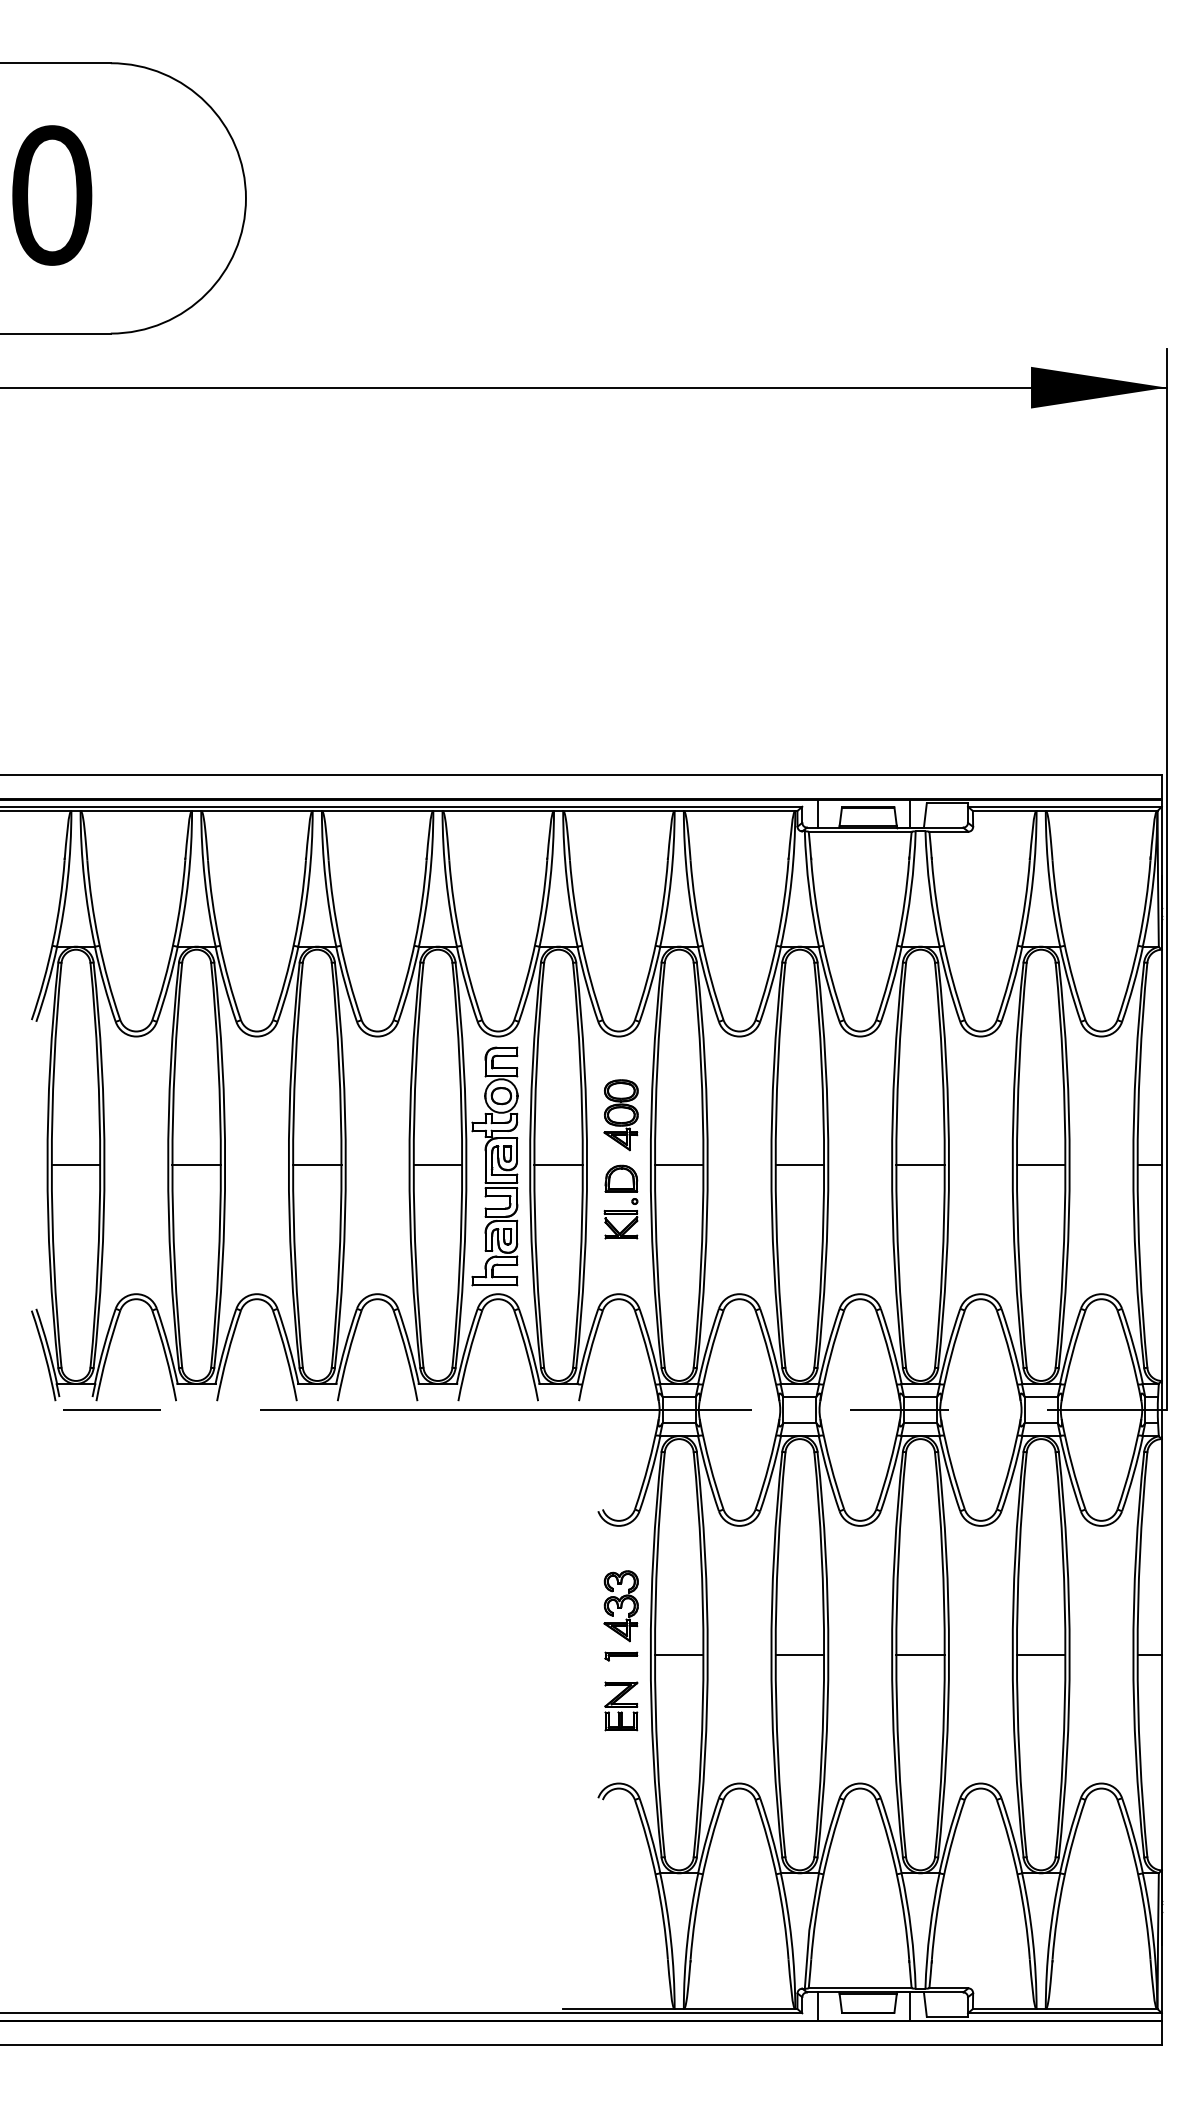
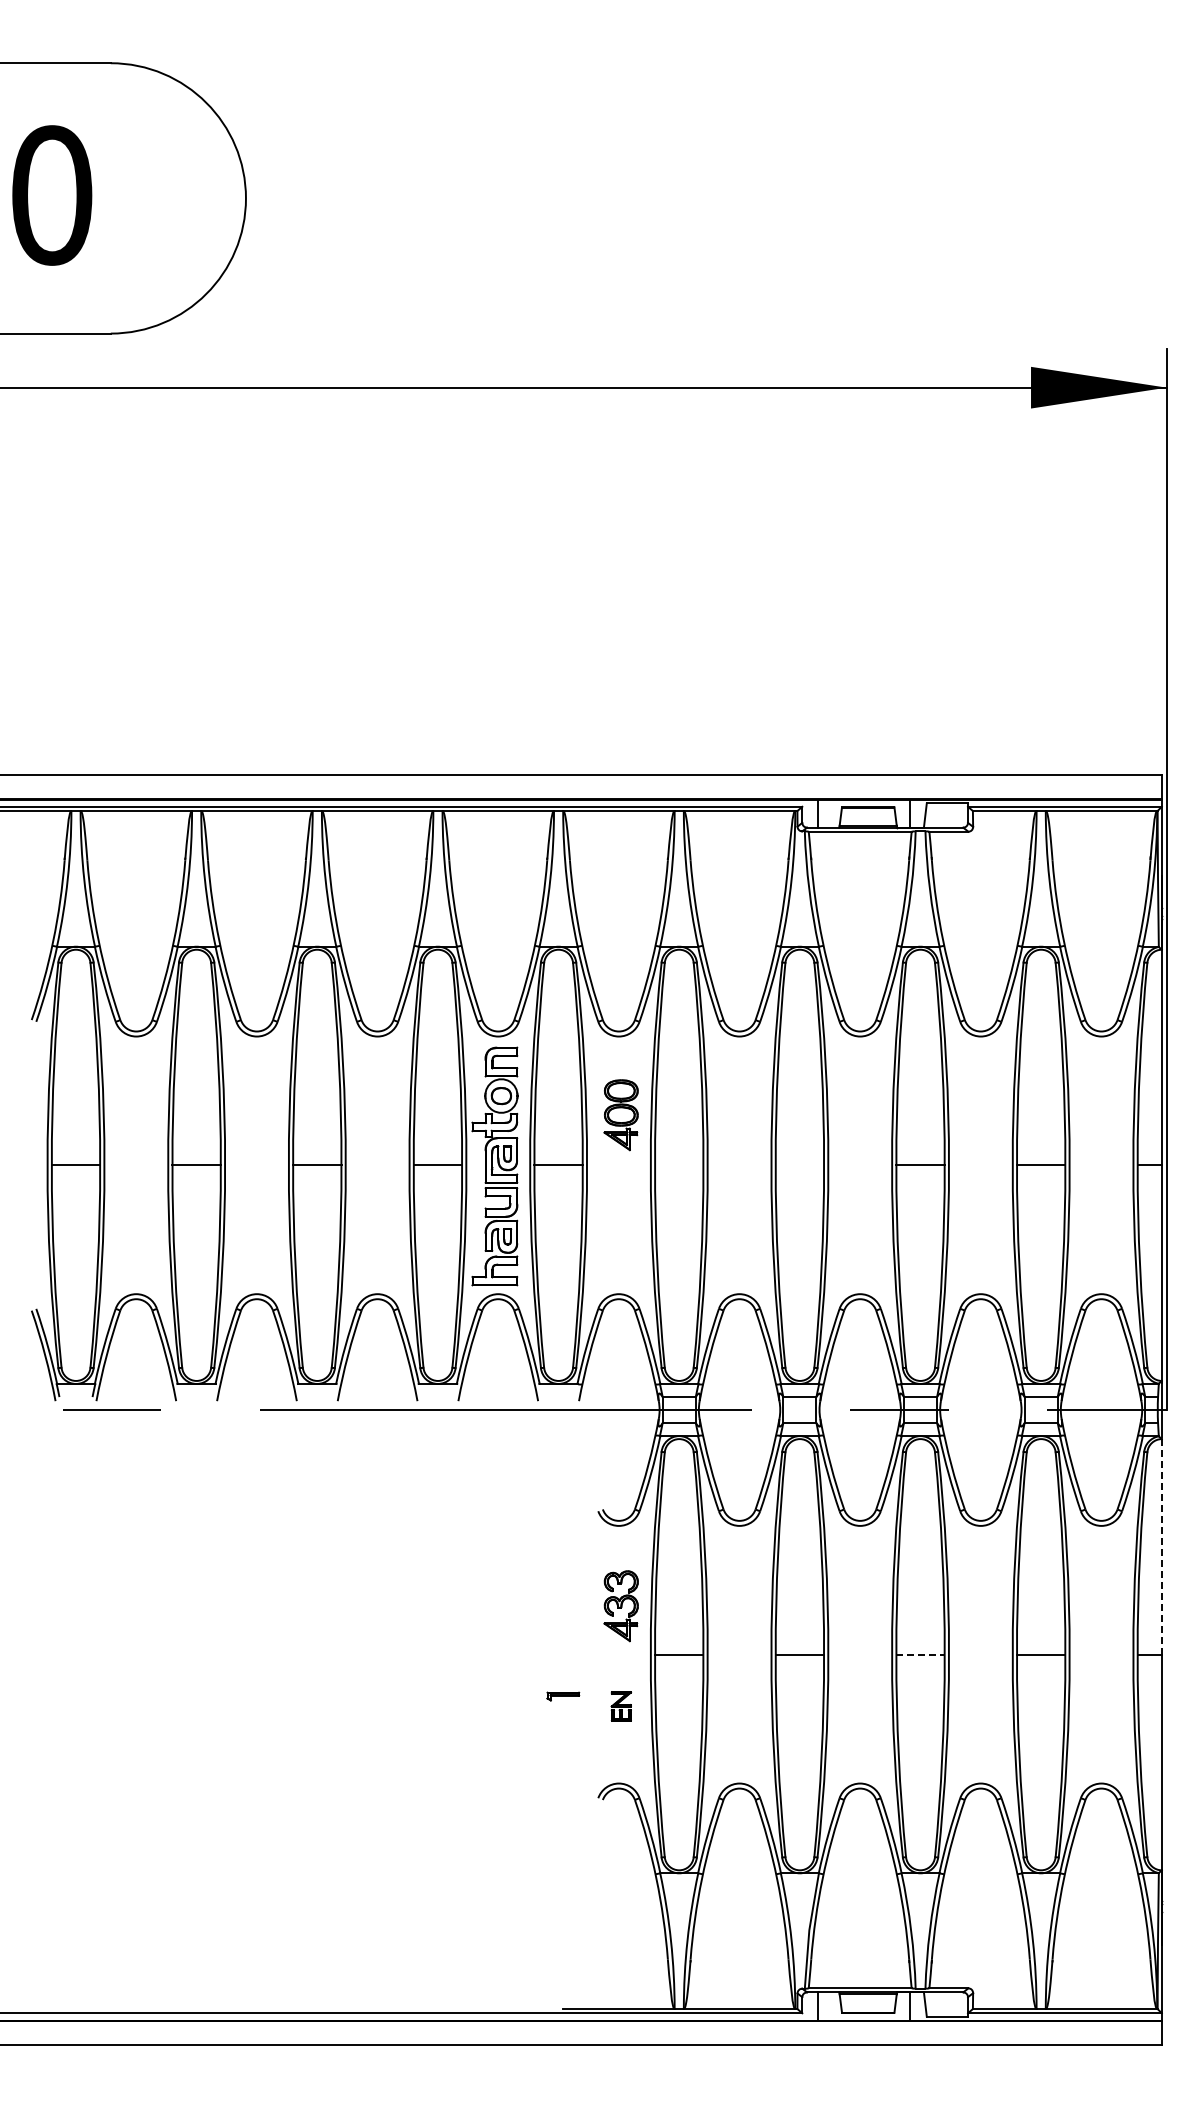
line: present -> none (679, 1165)
line: present -> none (799, 1165)
part: present -> none (620, 1192)
line: solid -> dashed (1161, 1546)
line: solid -> dashed (921, 1654)
part position: (621, 1656) -> (563, 1696) (563, 1696)
part size: 35x51 px -> 23x31 px (621, 1706)
